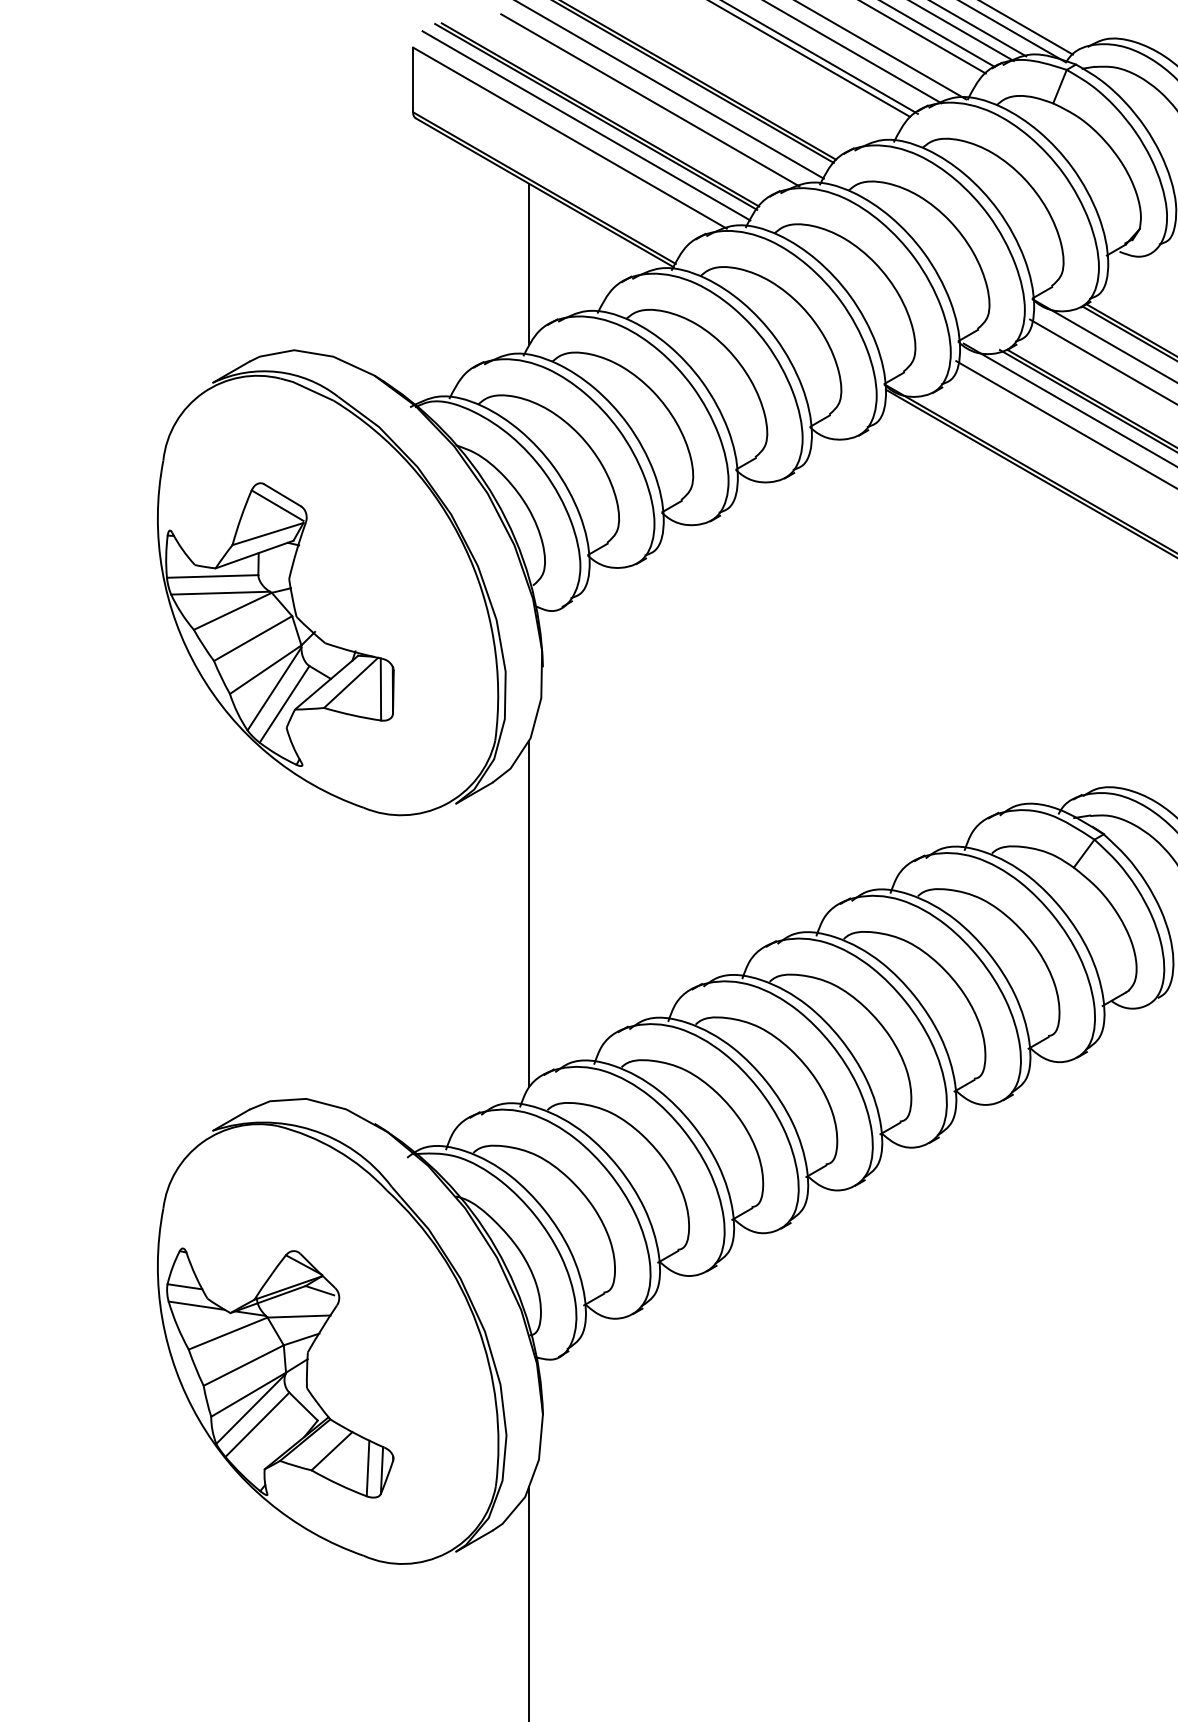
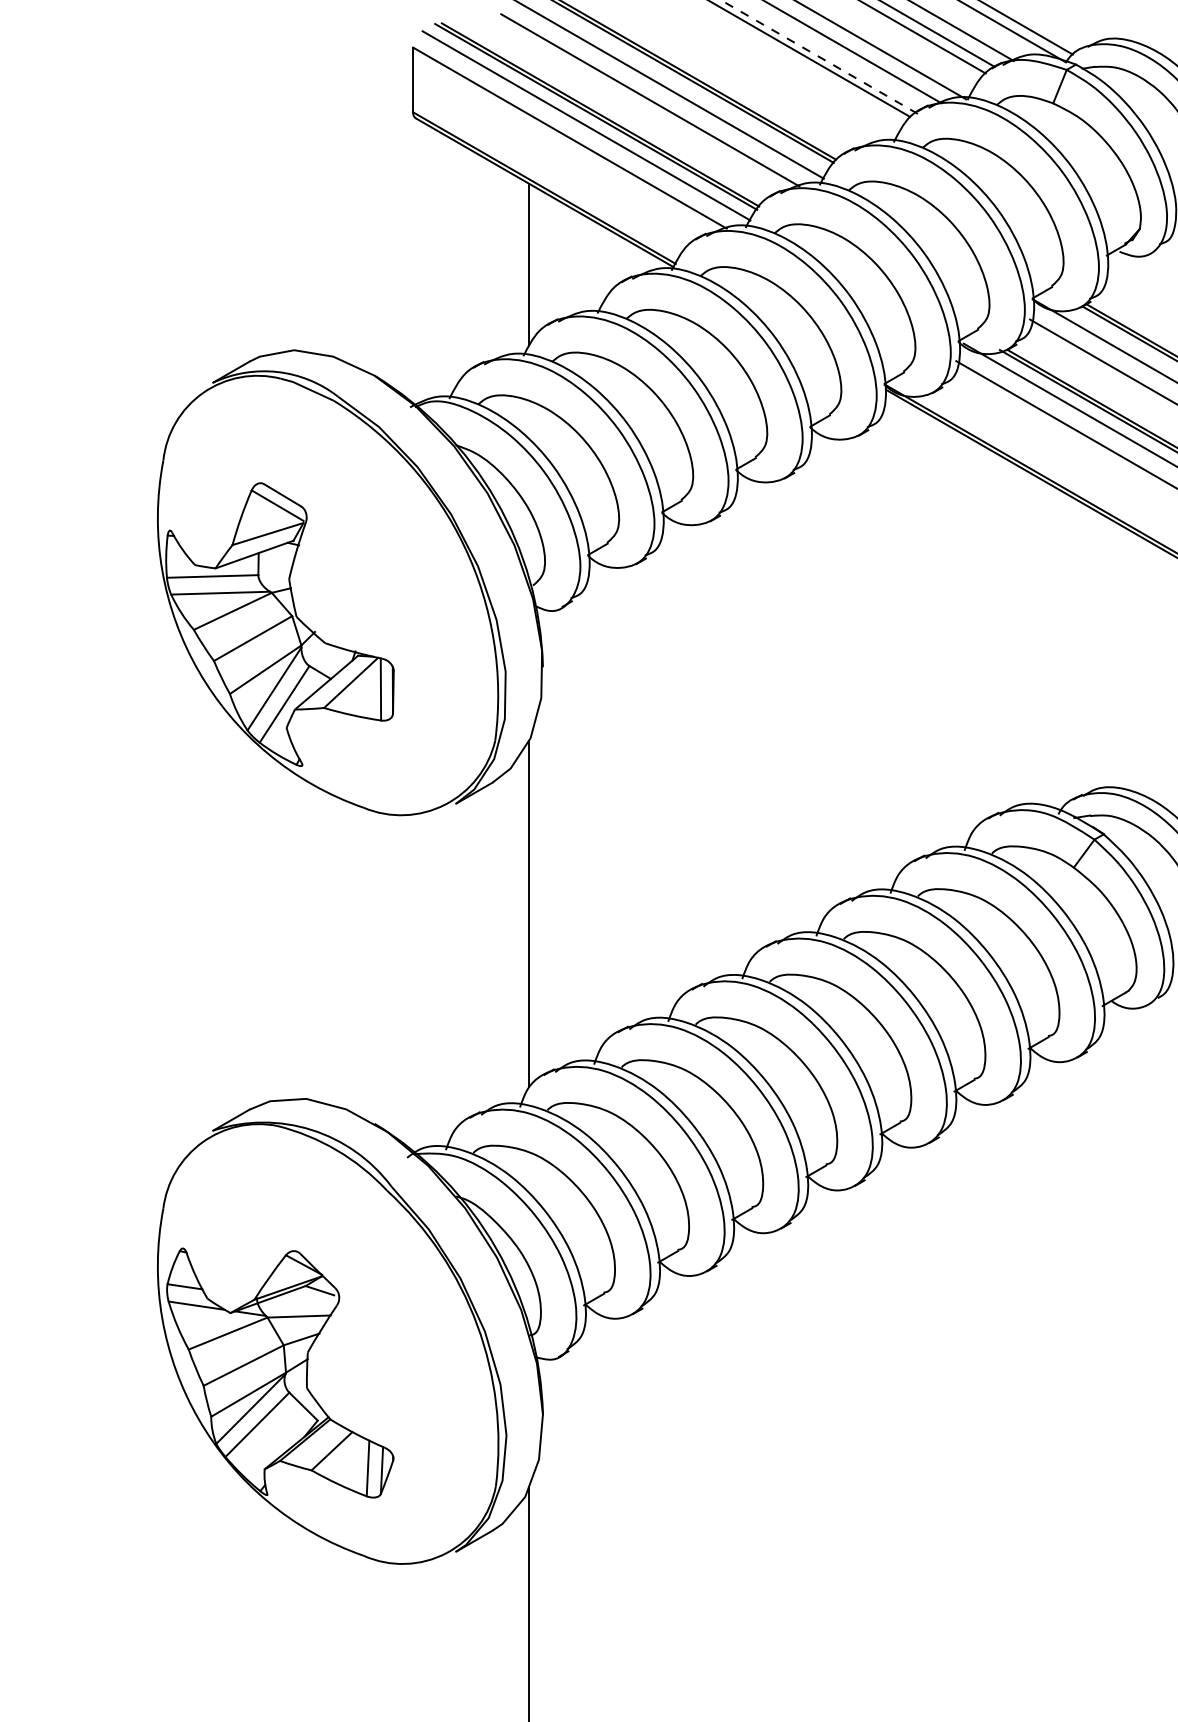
line: present -> none (979, 29)
line: solid -> dashed (819, 56)
